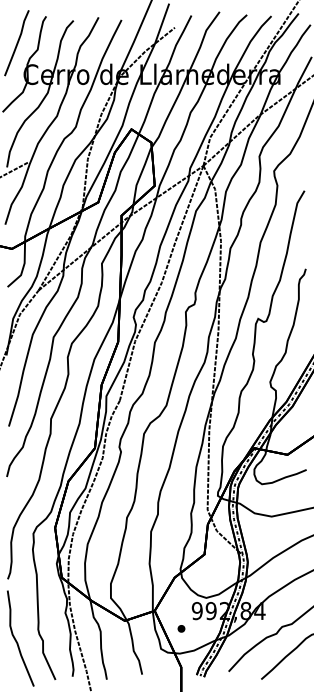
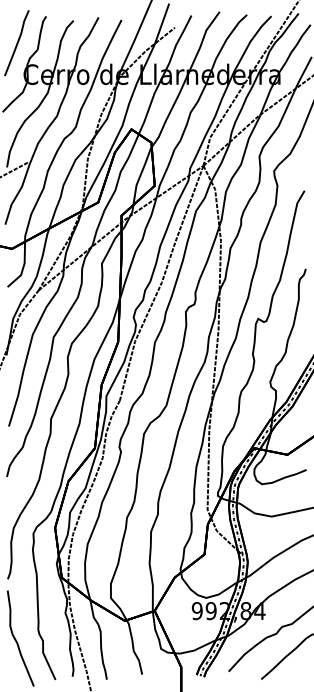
part: present -> none (181, 628)
